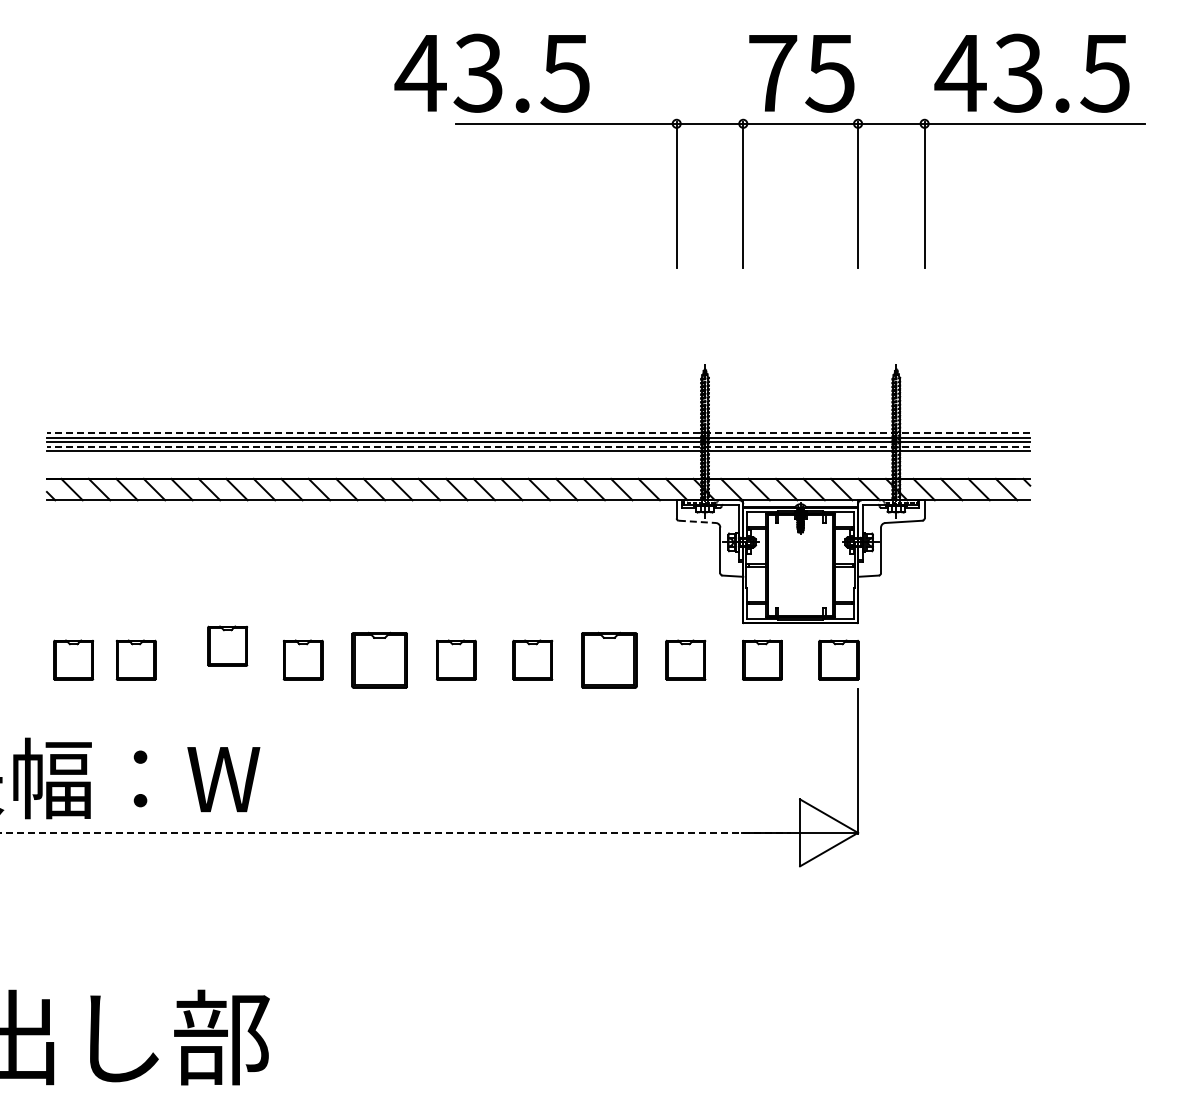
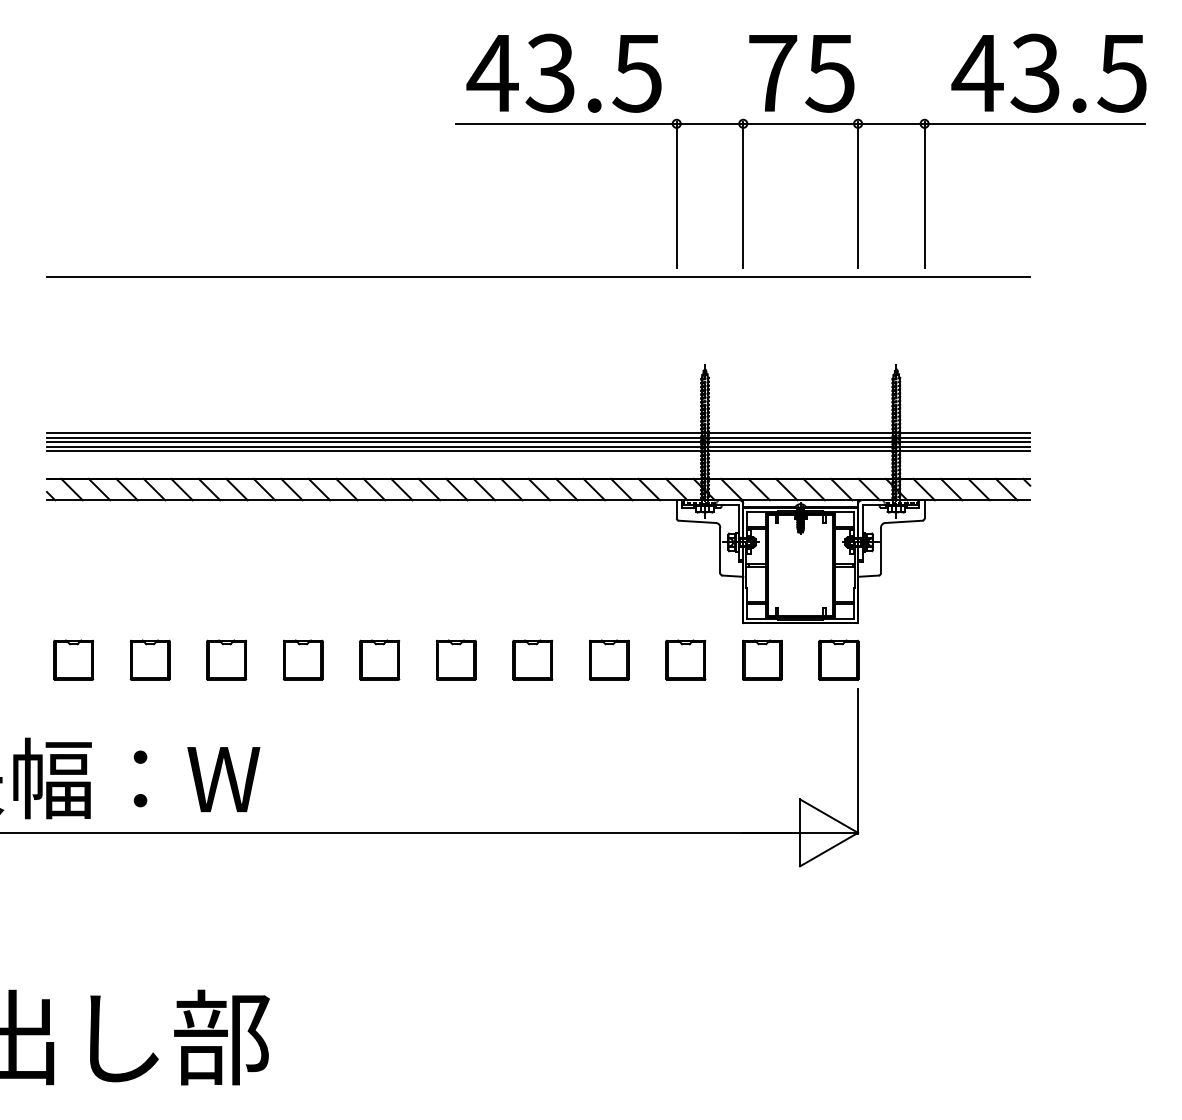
text position: (491, 72) -> (563, 72) (563, 72)
text position: (1031, 72) -> (1048, 72) (1048, 72)
line: none -> present (538, 276)
line: dashed -> solid (538, 432)
line: dashed -> solid (538, 446)
line: dashed -> solid (697, 521)
part position: (227, 645) -> (226, 659) (226, 659)
part position: (135, 659) -> (149, 659) (149, 659)
part size: 57x58 px -> 42x42 px (379, 659)
part size: 57x58 px -> 41x42 px (609, 659)
line: dashed -> solid (396, 832)
